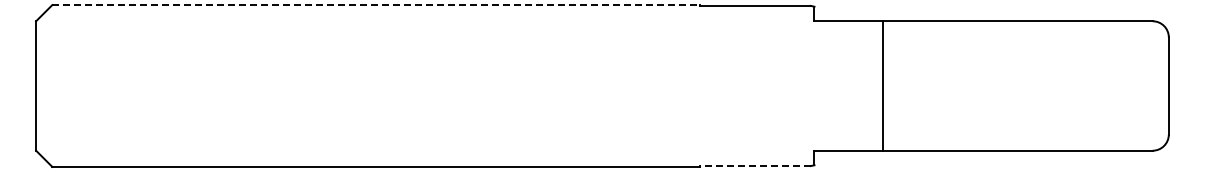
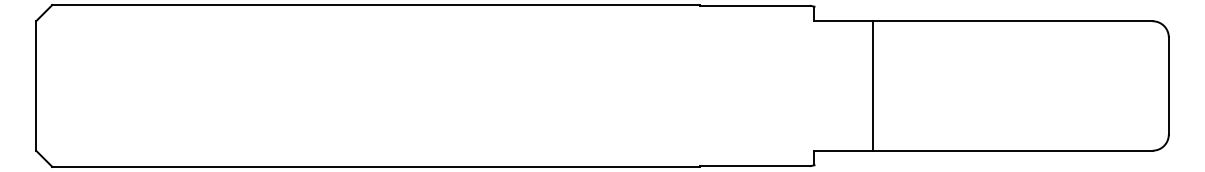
line: dashed -> solid (375, 5)
line position: (882, 85) -> (872, 85) (872, 85)
line: dashed -> solid (755, 166)
